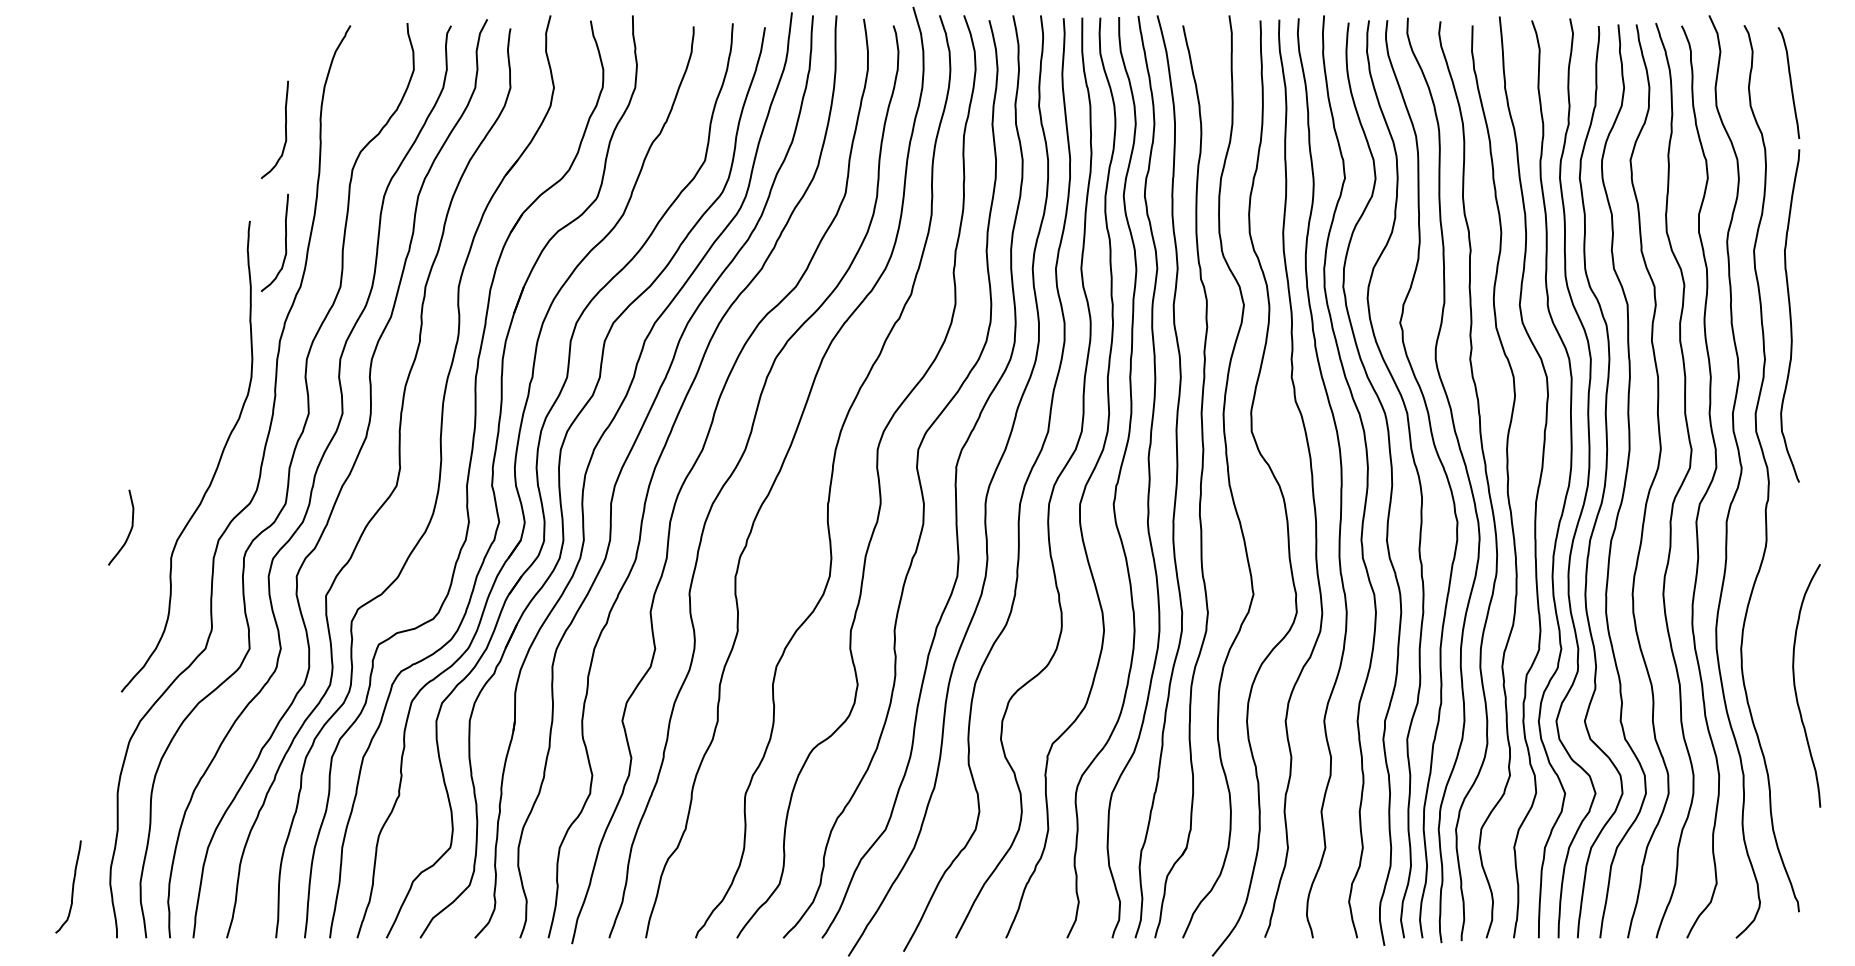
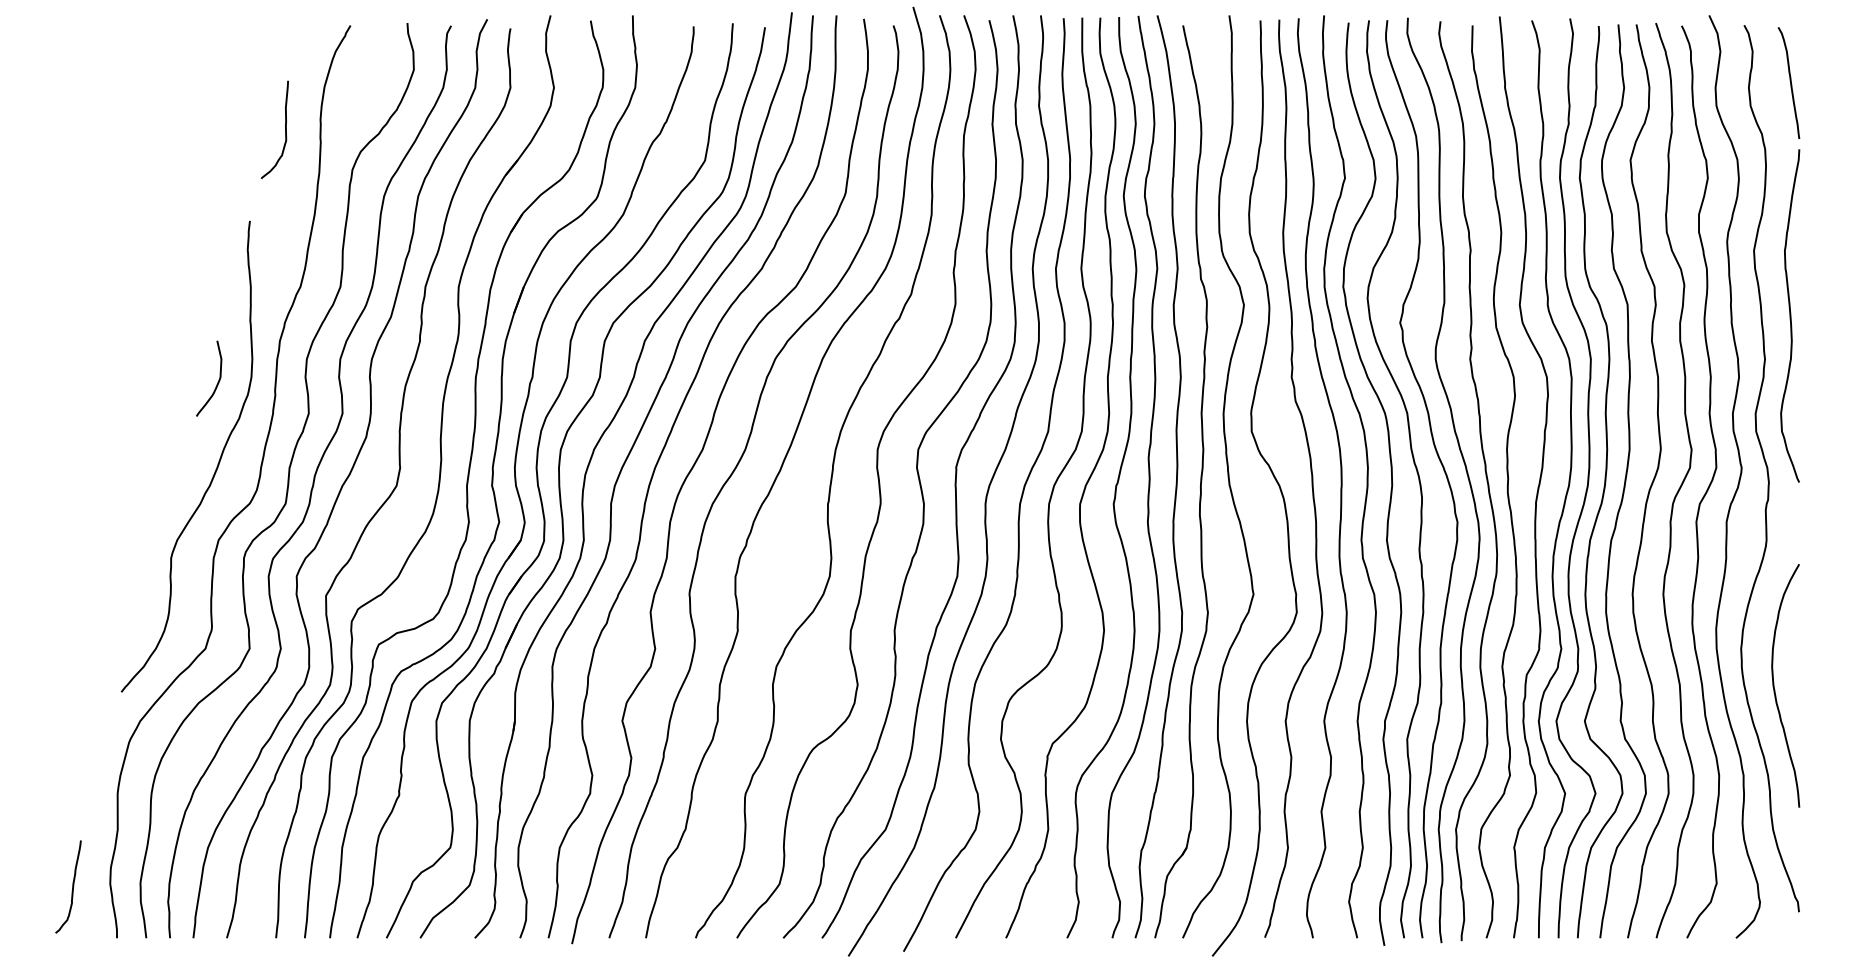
curve: present -> none (285, 242)
curve position: (129, 531) -> (217, 382) (217, 382)
curve position: (1796, 689) -> (1775, 689) (1775, 689)
